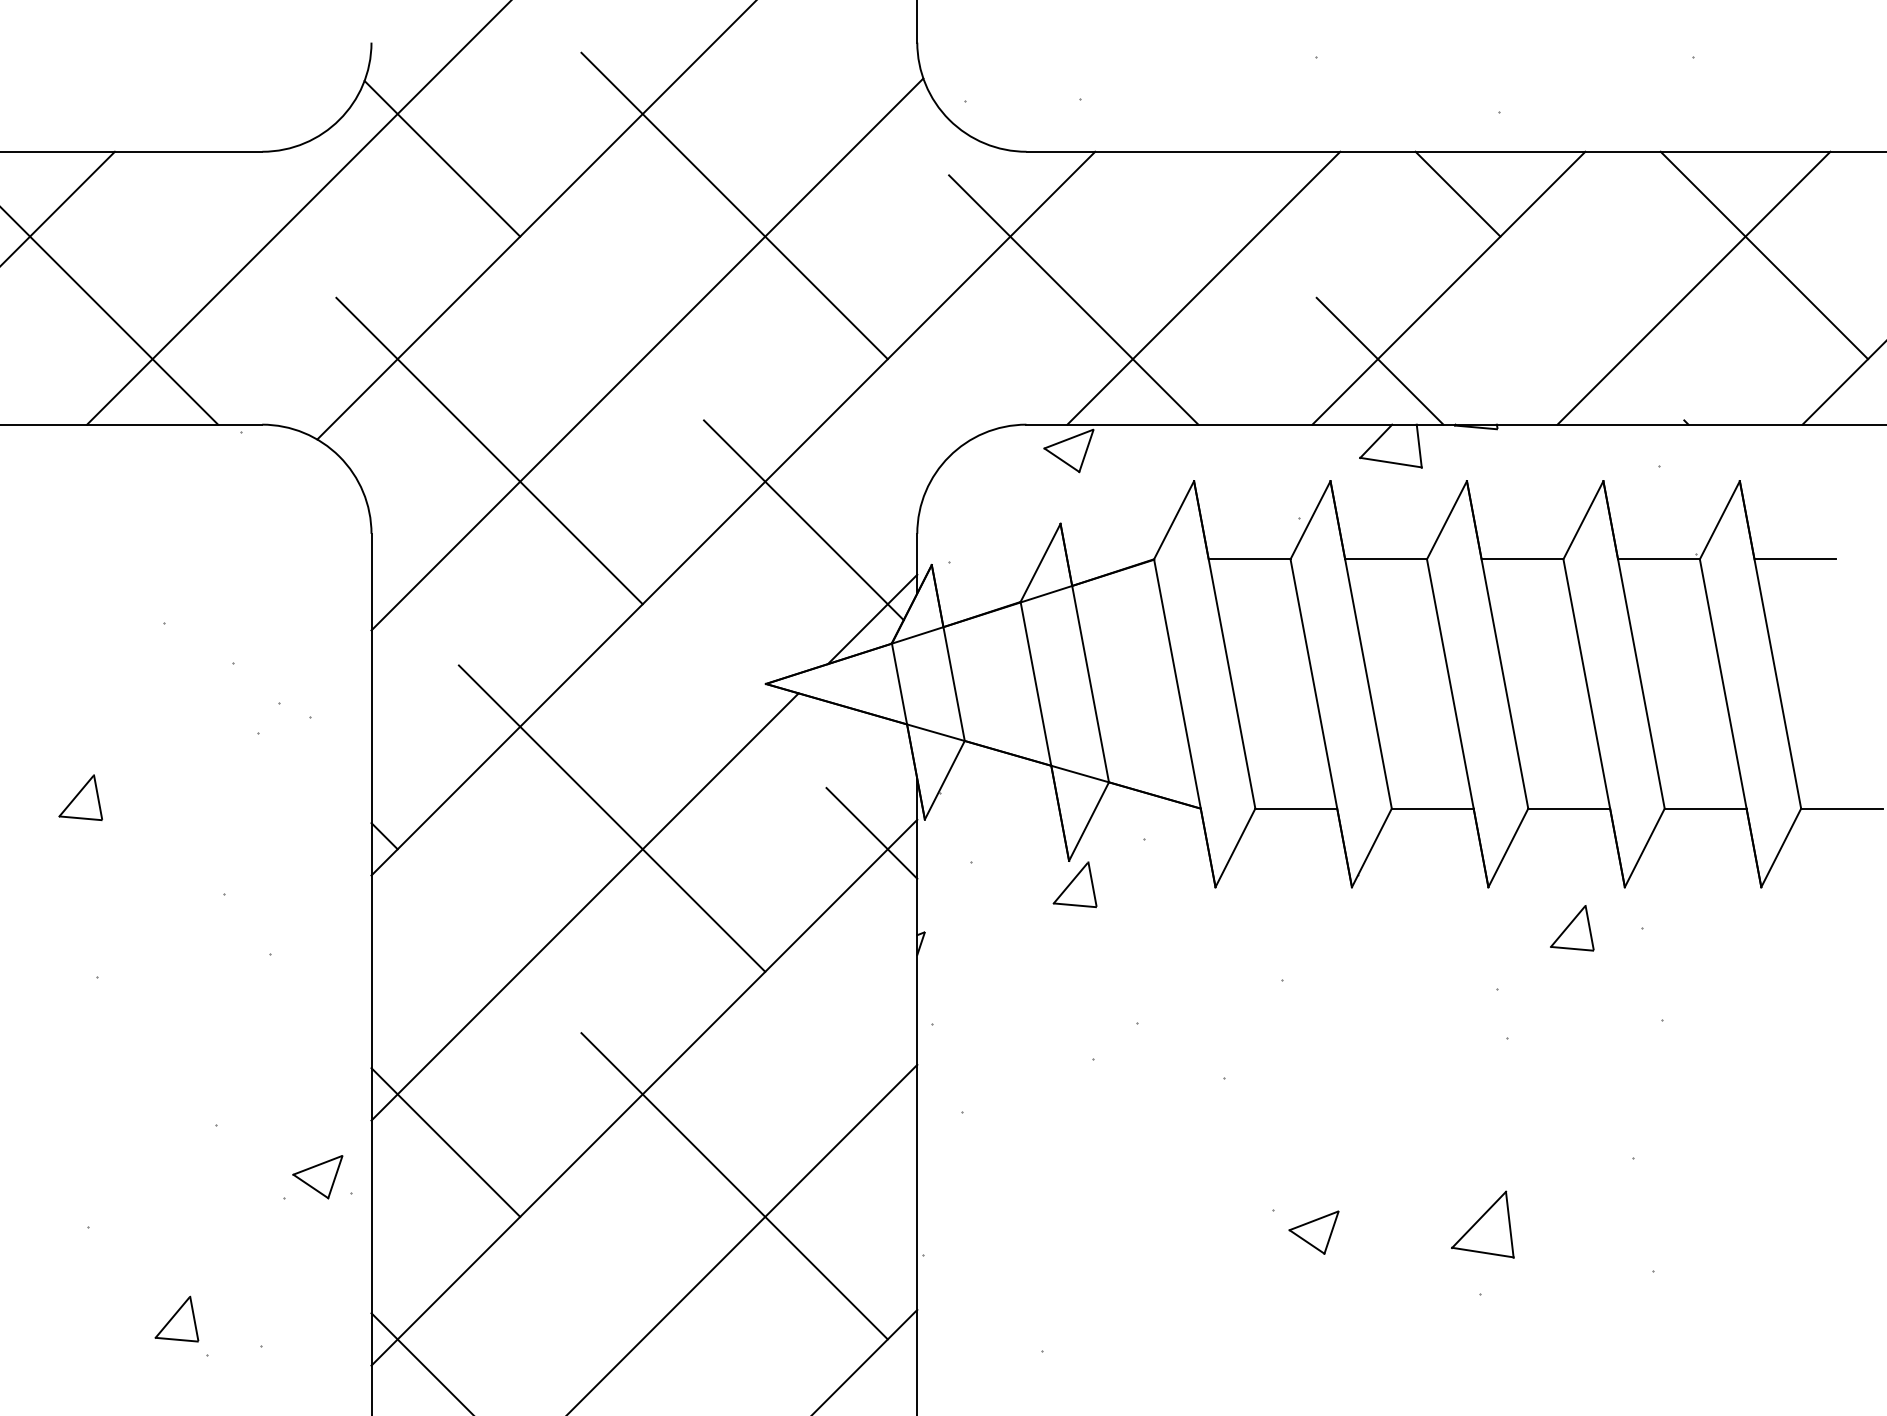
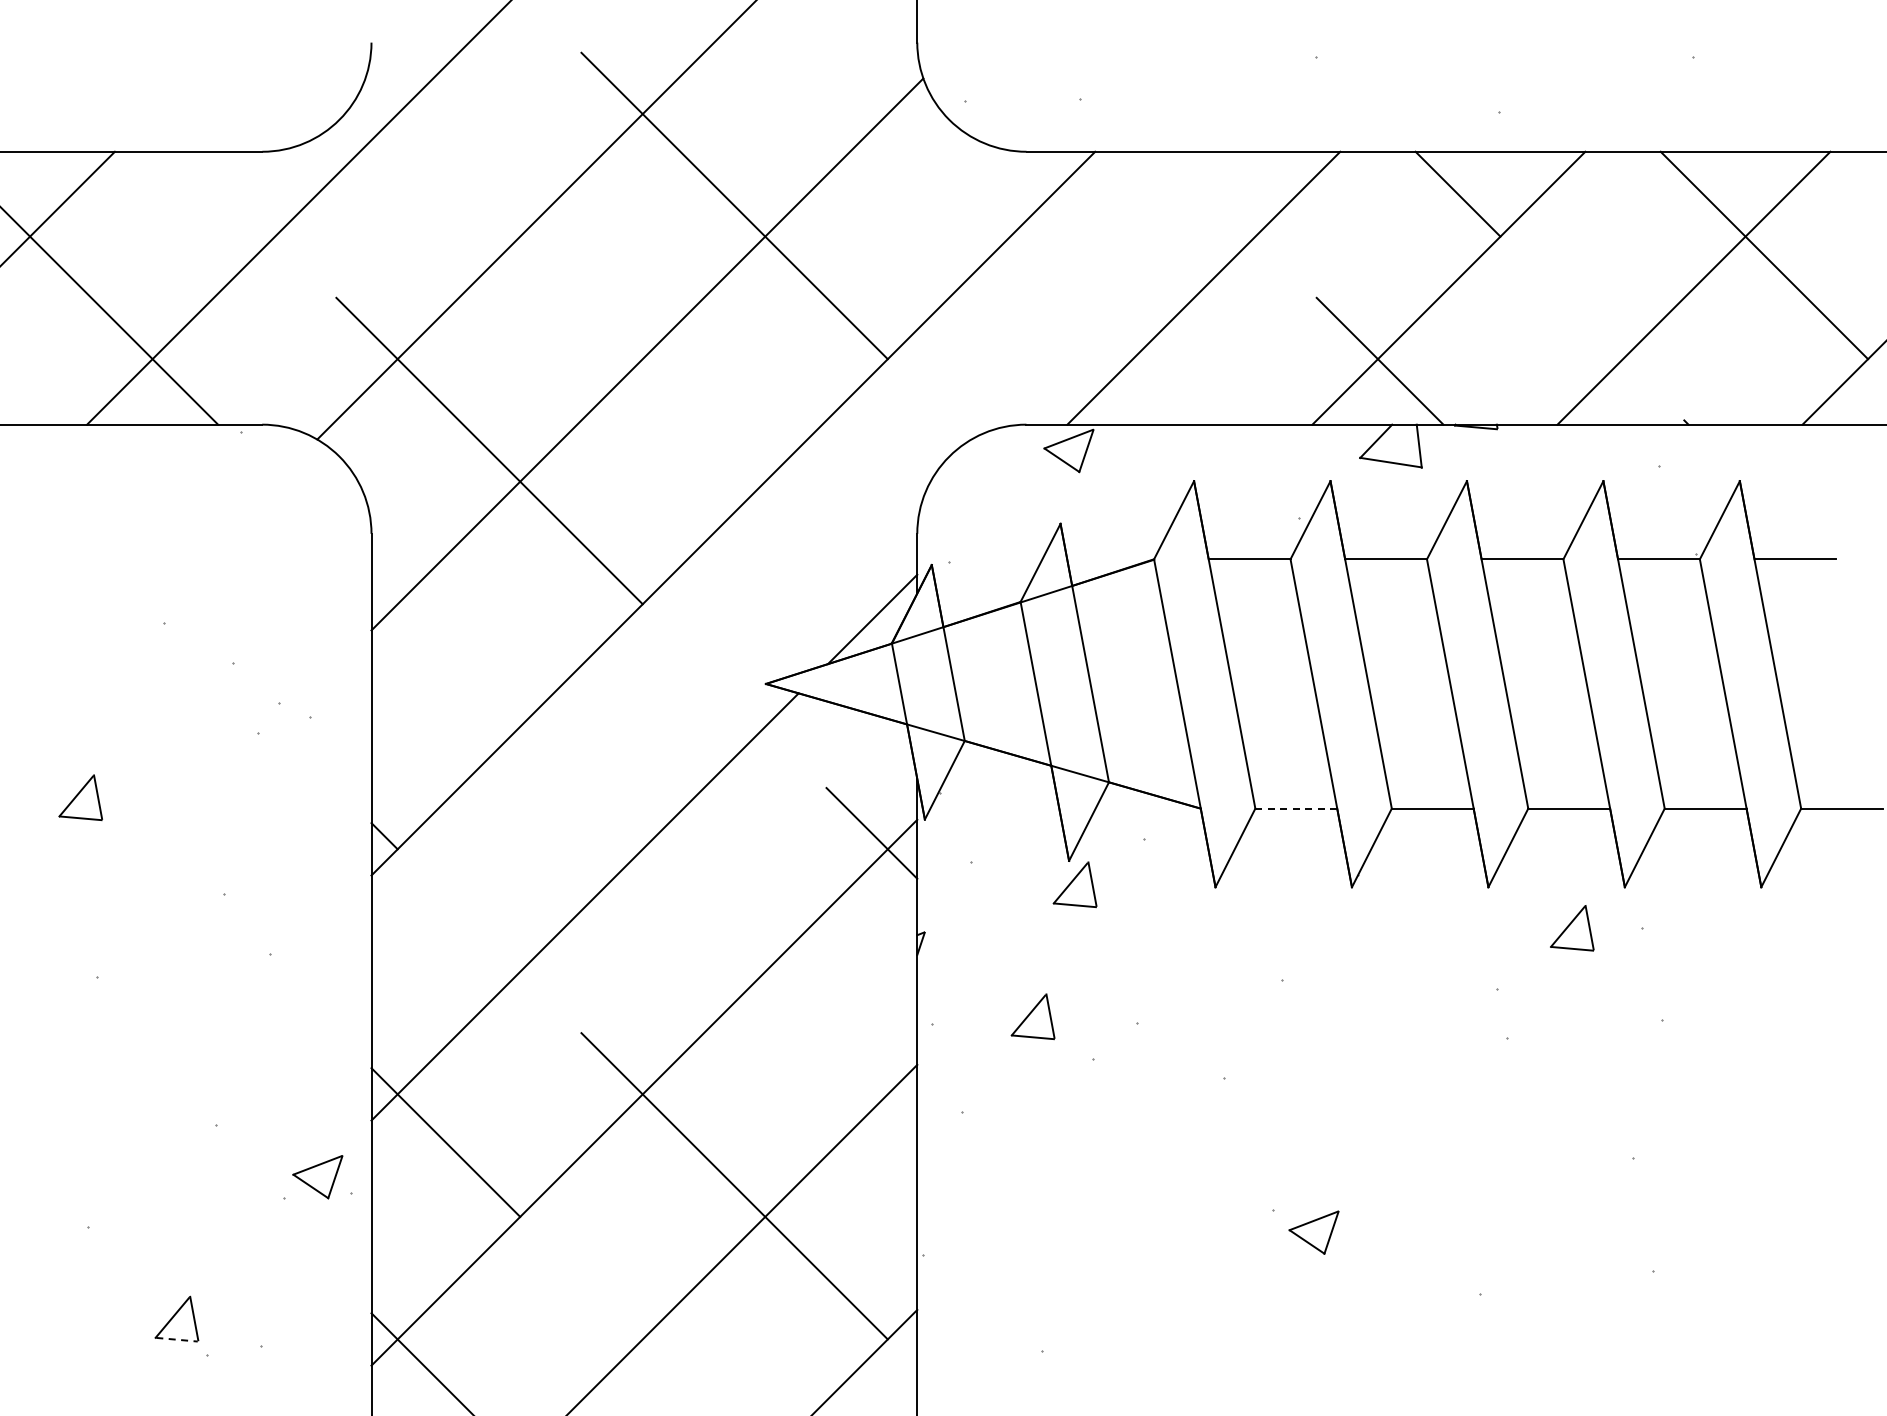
line: present -> none (442, 158)
line: present -> none (1073, 299)
line: present -> none (803, 520)
line: solid -> dashed (1296, 808)
line: present -> none (611, 818)
part: none -> present (1032, 1016)
part: present -> none (1482, 1224)
line: solid -> dashed (177, 1339)
